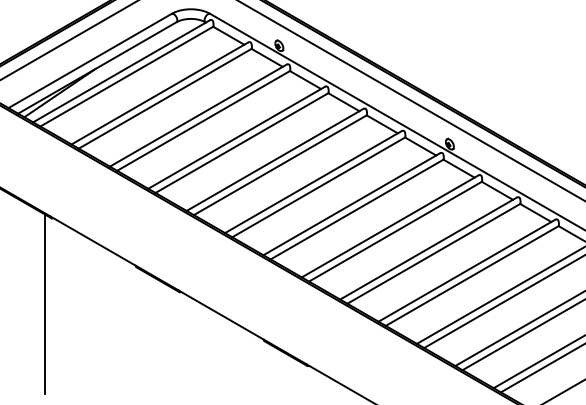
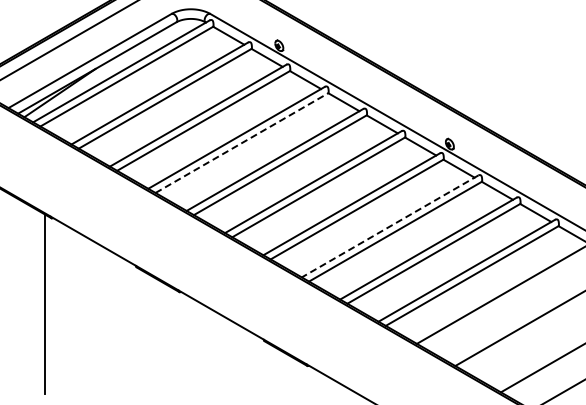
line: present -> none (411, 100)
line: solid -> dashed (242, 143)
line: solid -> dashed (390, 226)
line: present -> none (503, 302)
line: present -> none (522, 335)
line: present -> none (537, 362)
